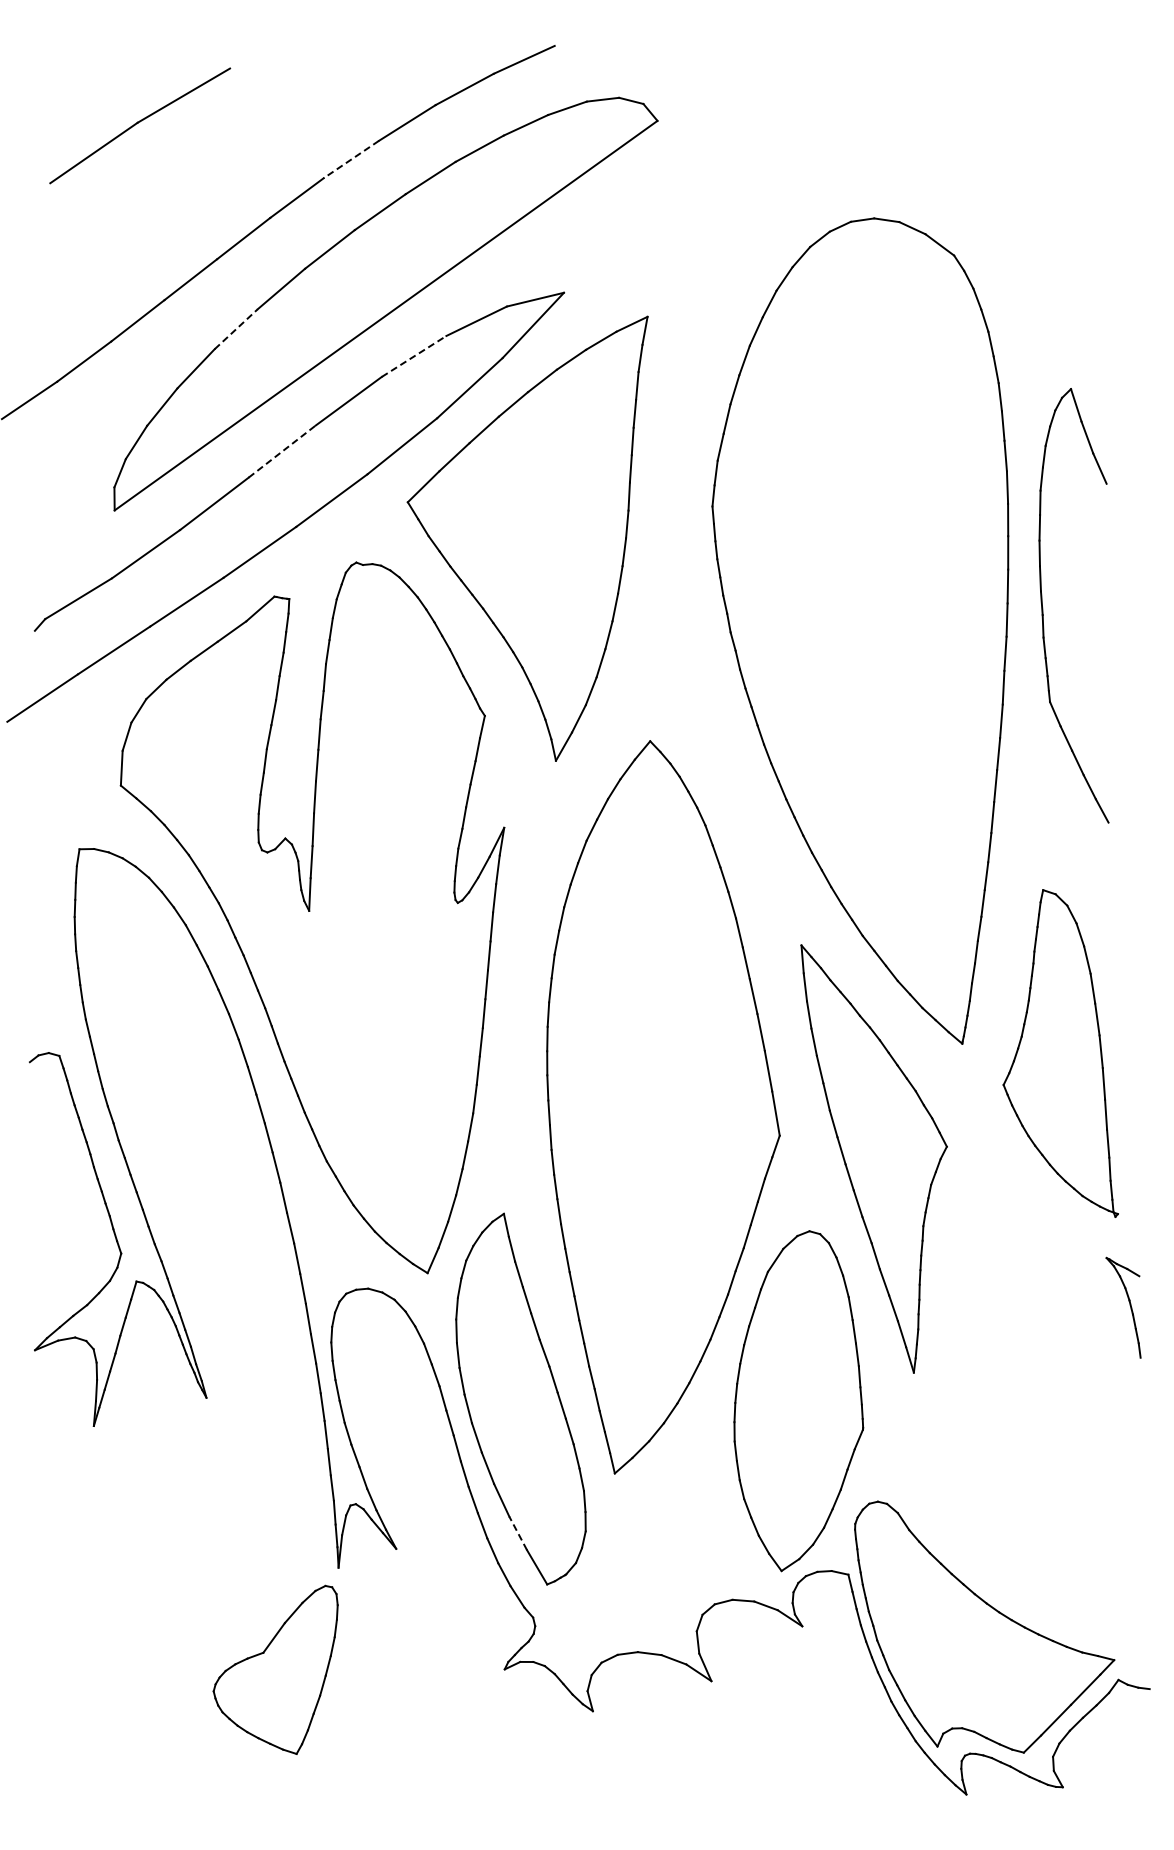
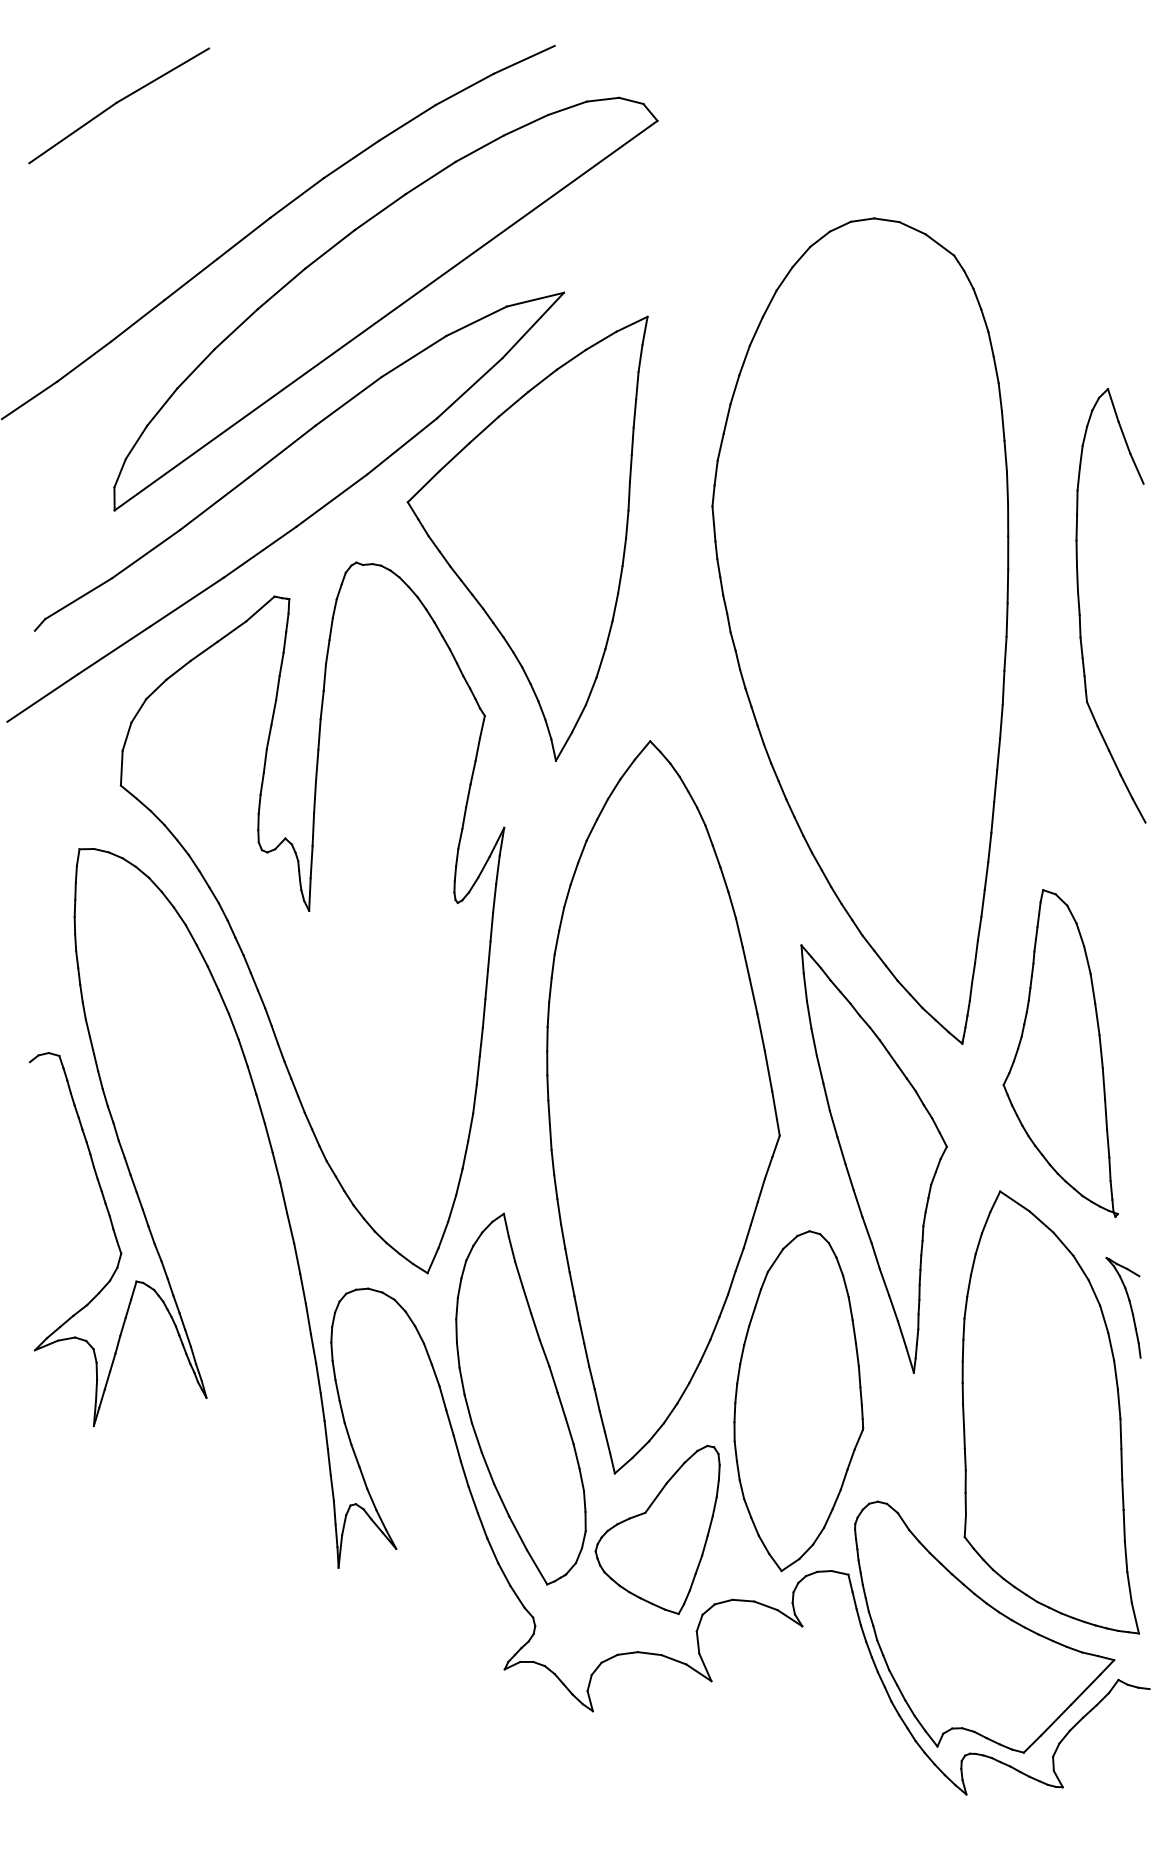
part position: (140, 125) -> (119, 105) (119, 105)
line: dashed -> solid (350, 159)
line: dashed -> solid (236, 328)
line: dashed -> solid (414, 356)
line: dashed -> solid (282, 451)
part position: (1043, 607) -> (1080, 607) (1080, 607)
part: none -> present (1050, 1412)
line: dashed -> solid (518, 1533)
part position: (275, 1669) -> (657, 1529) (657, 1529)
